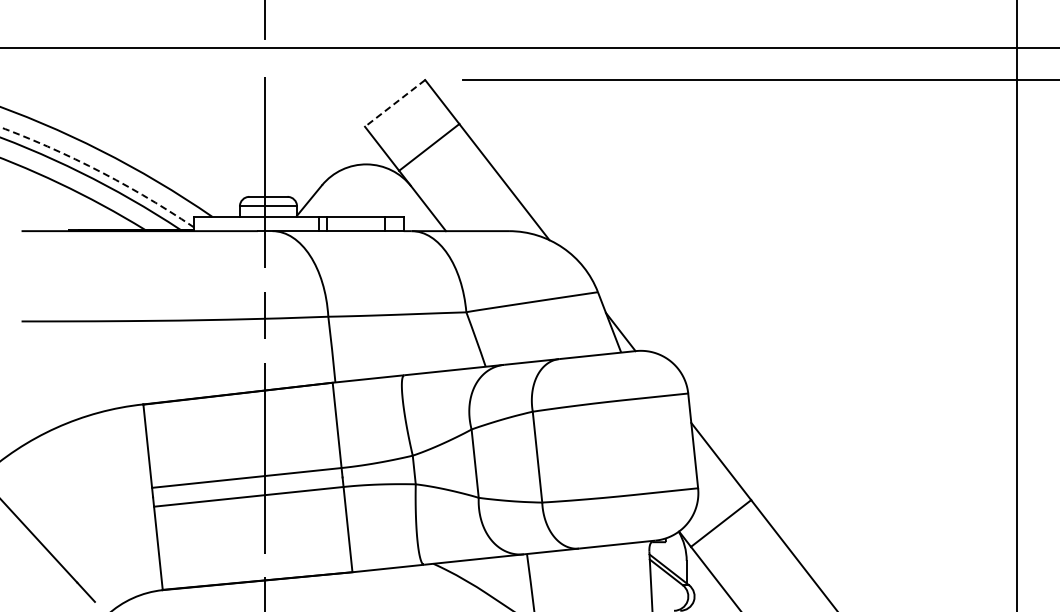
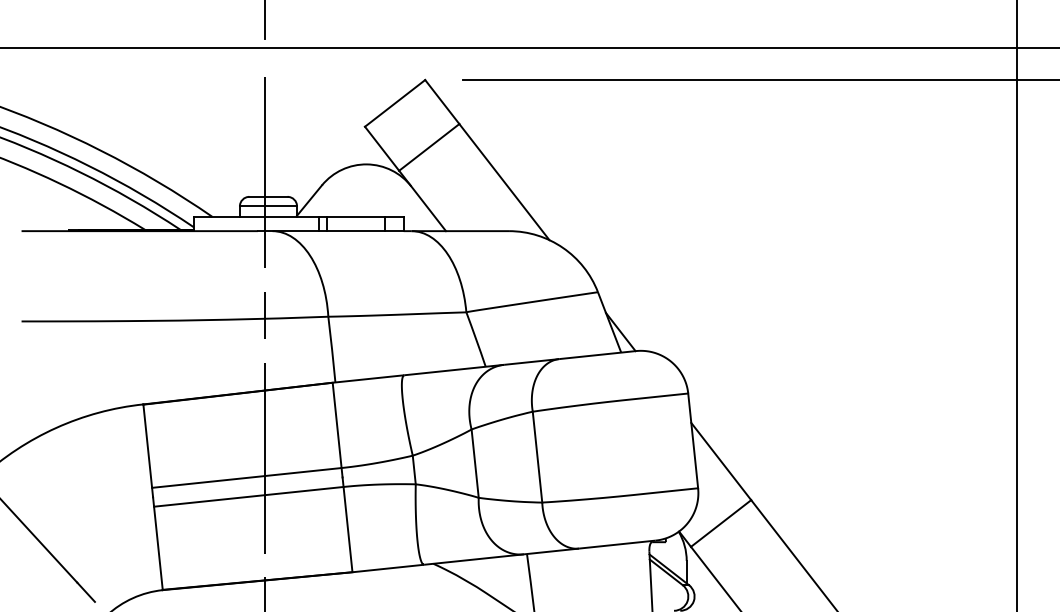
line: dashed -> solid (394, 103)
arc: dashed -> solid (99, 171)
